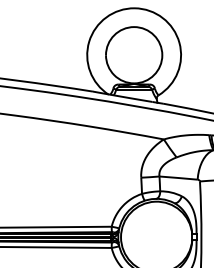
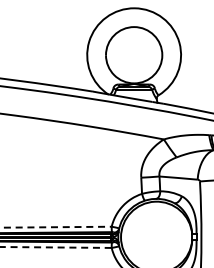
line: solid -> dashed (56, 227)
line: solid -> dashed (56, 247)
